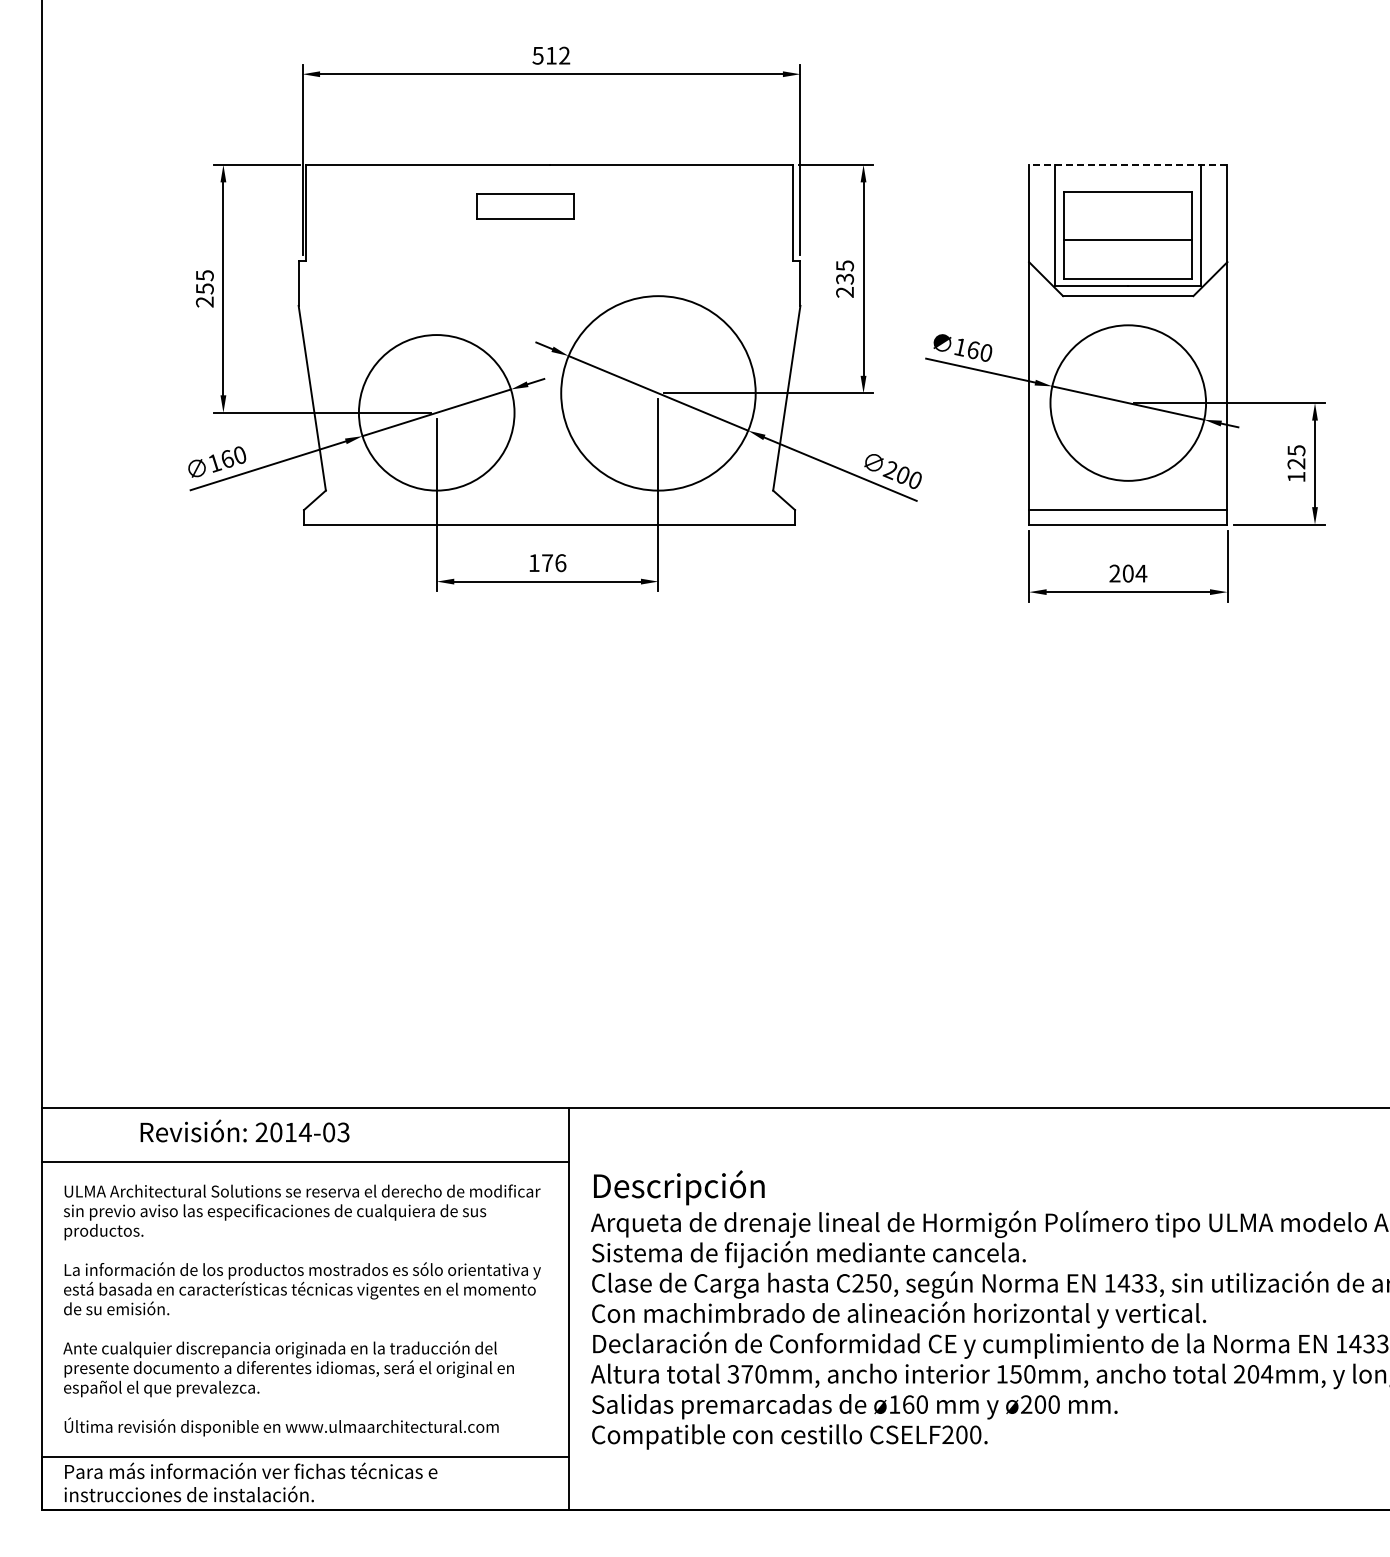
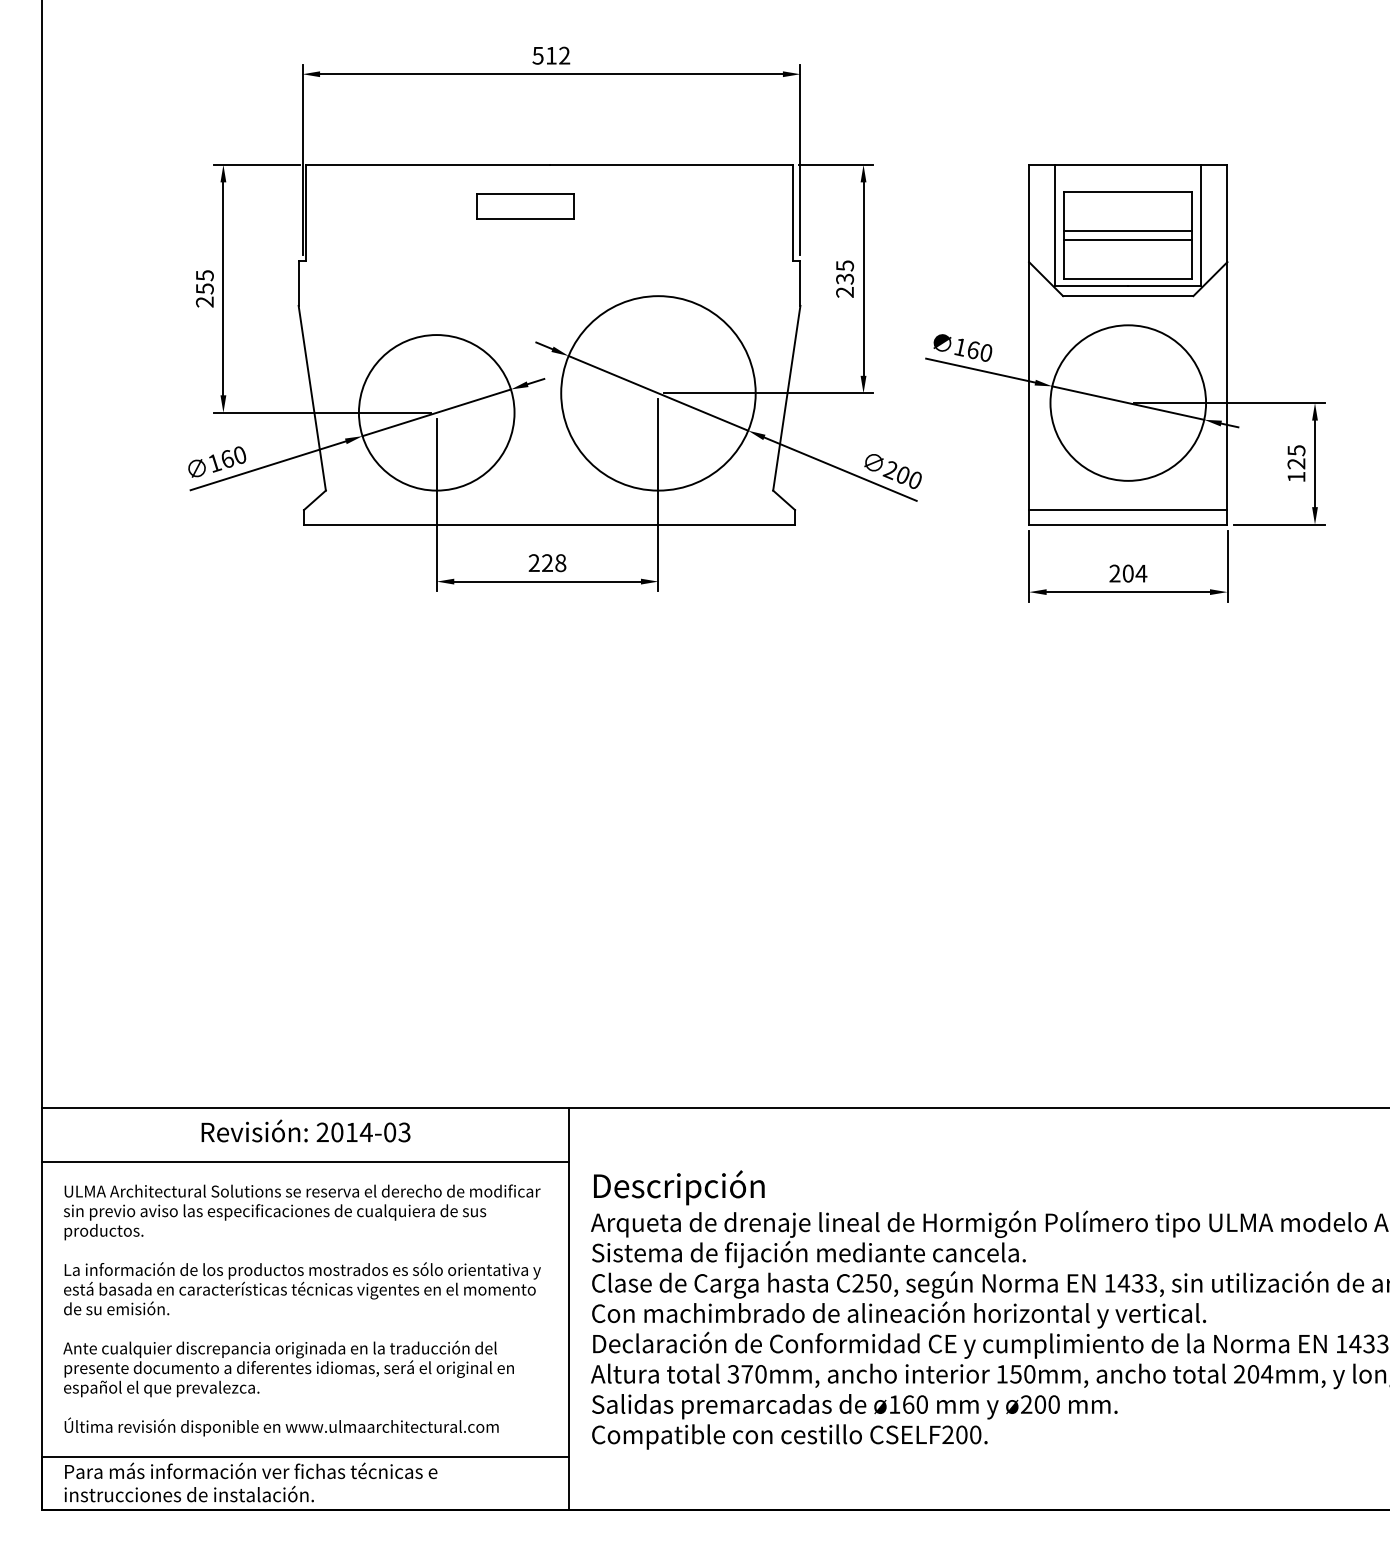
line: dashed -> solid (1127, 164)
line: none -> present (1128, 230)
text: 176 -> 228 (547, 562)
text position: (244, 1130) -> (305, 1130) (305, 1130)
